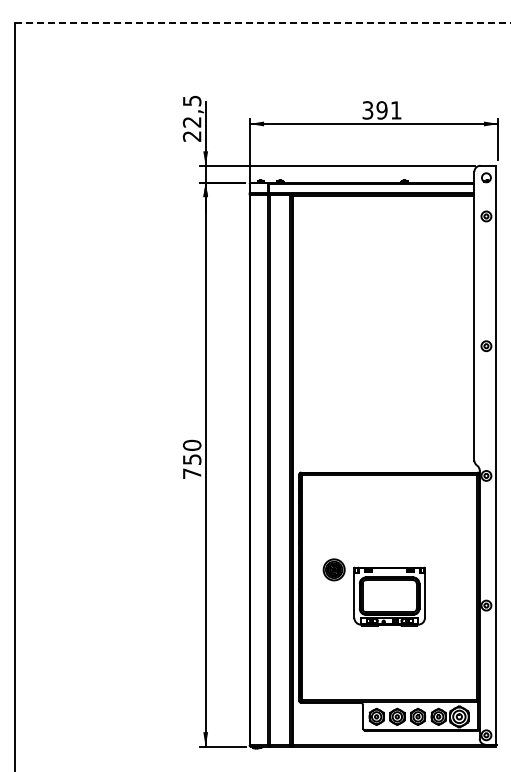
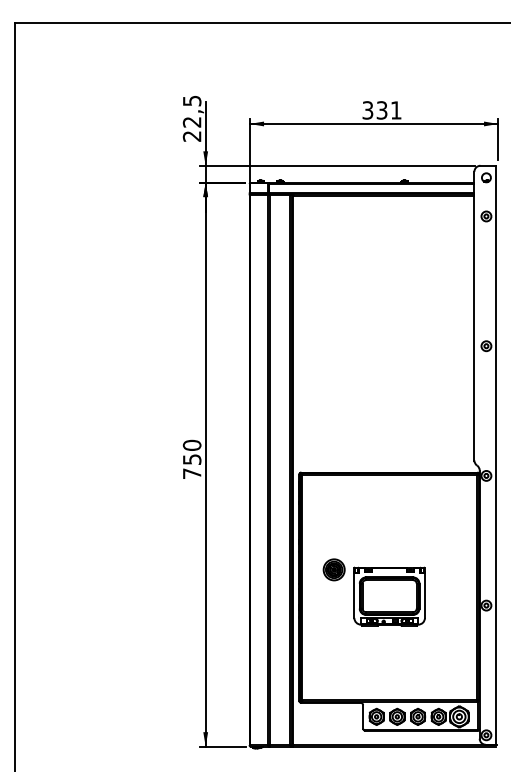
line: dashed -> solid (263, 23)
text: 391 -> 331 (381, 110)
